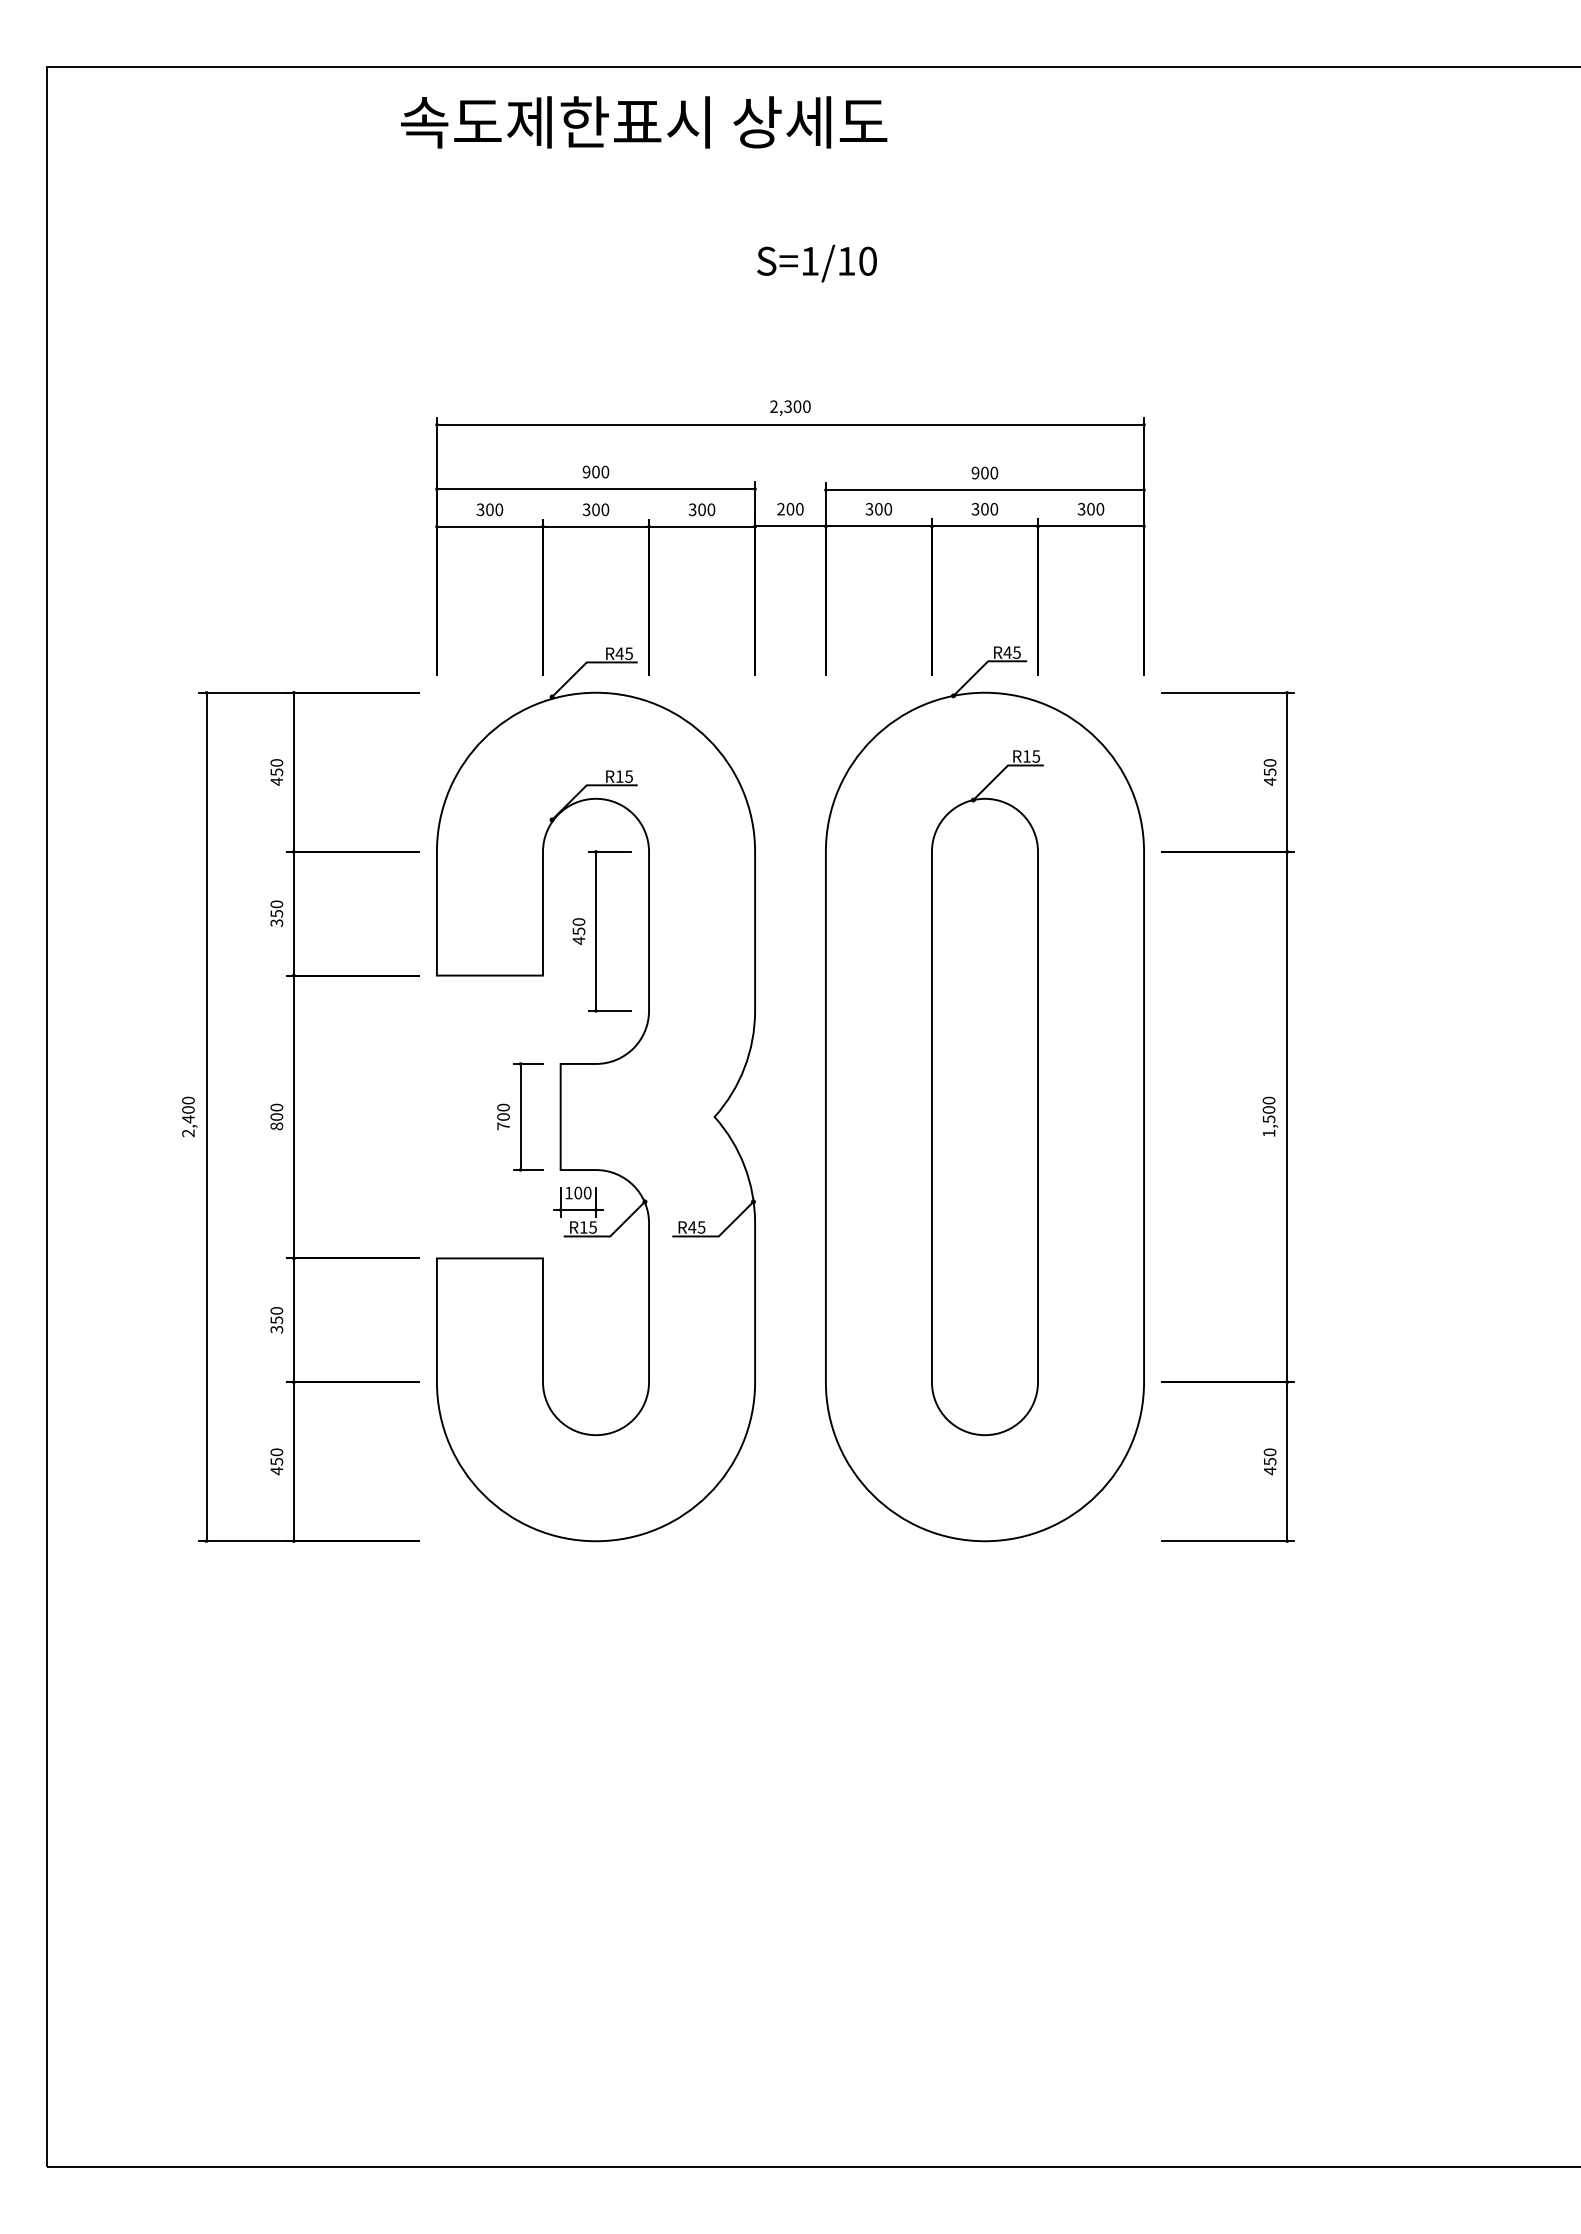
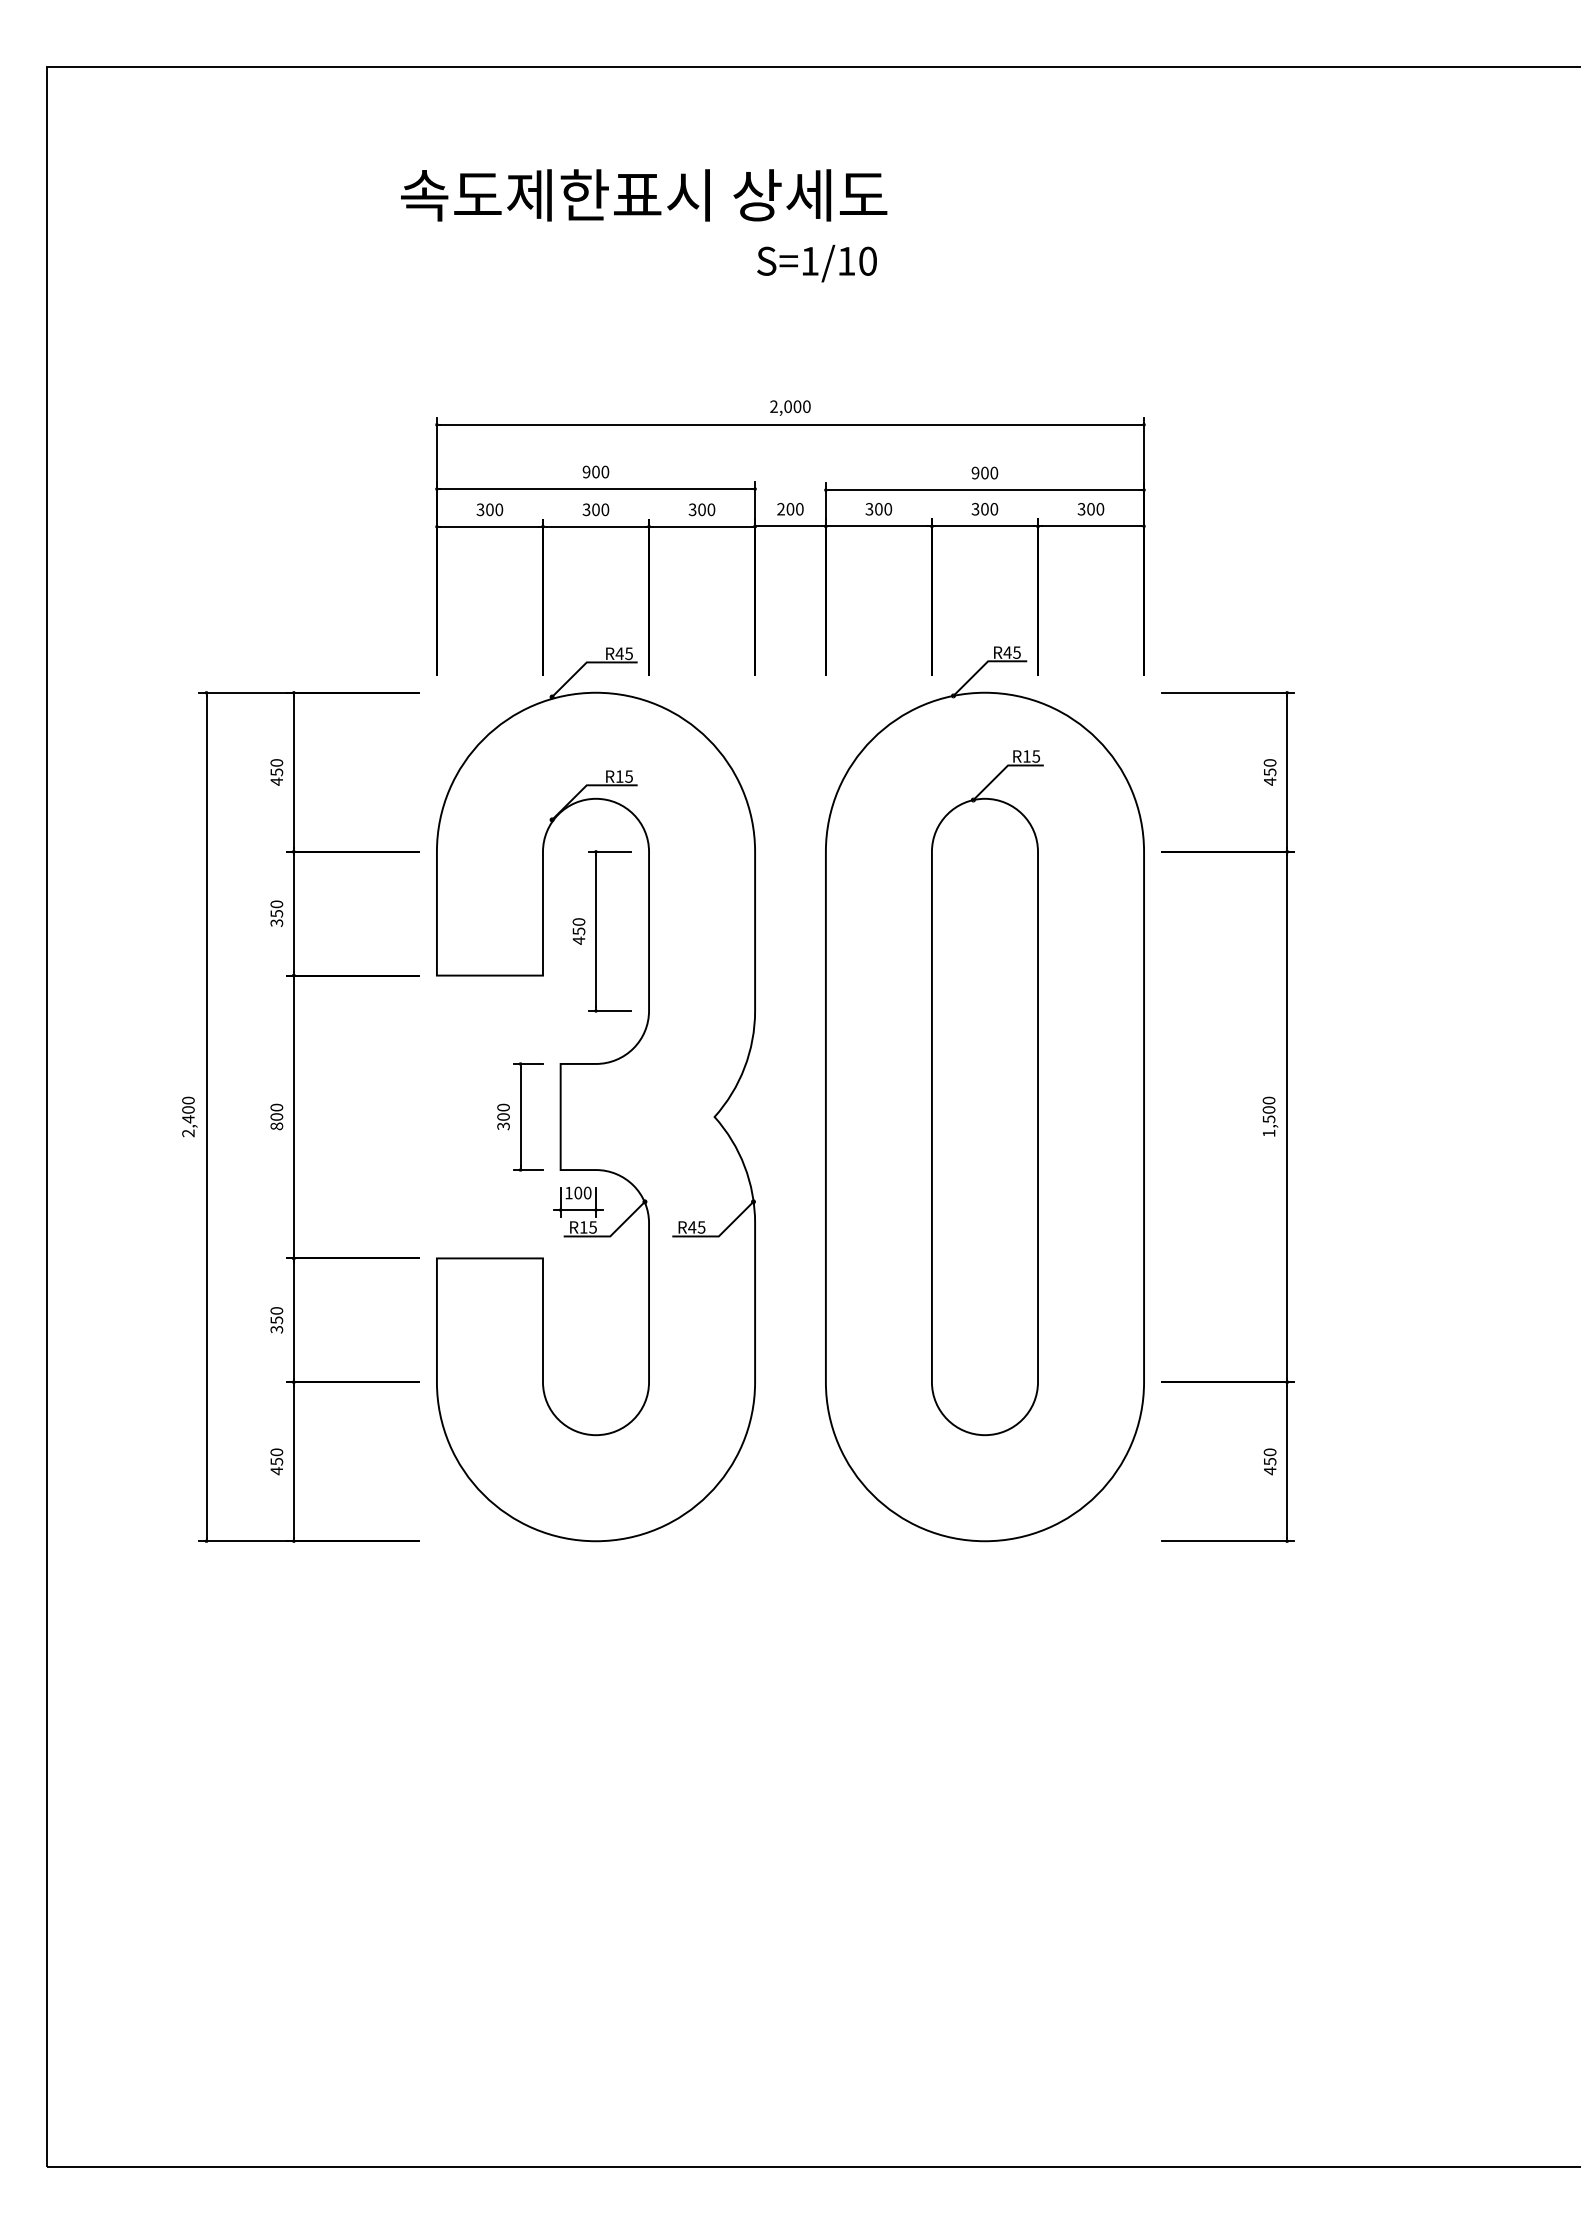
text position: (644, 122) -> (644, 195) (644, 195)
text: 2,300 -> 2,000 (787, 406)
text: 700 -> 300 (503, 1126)
